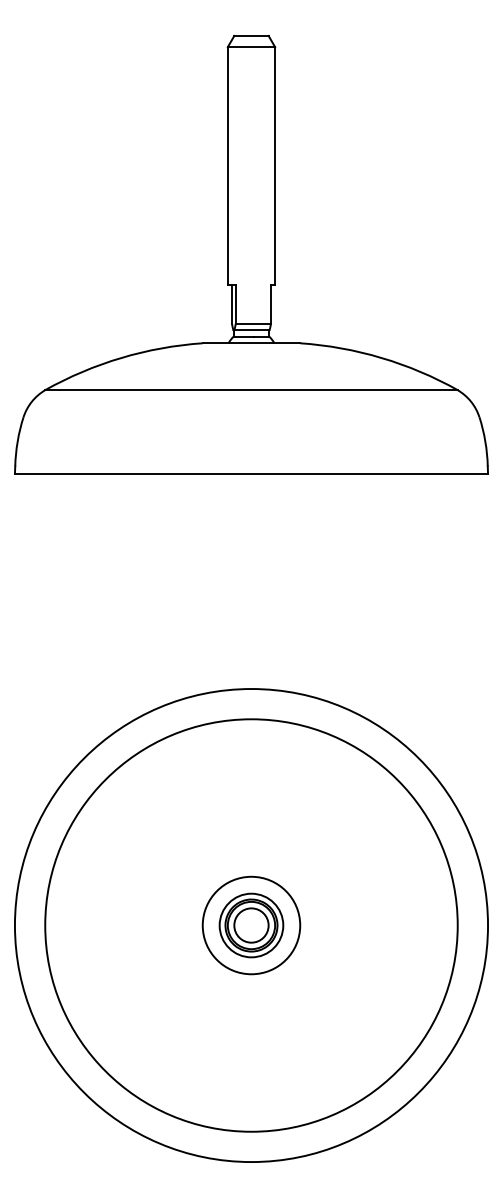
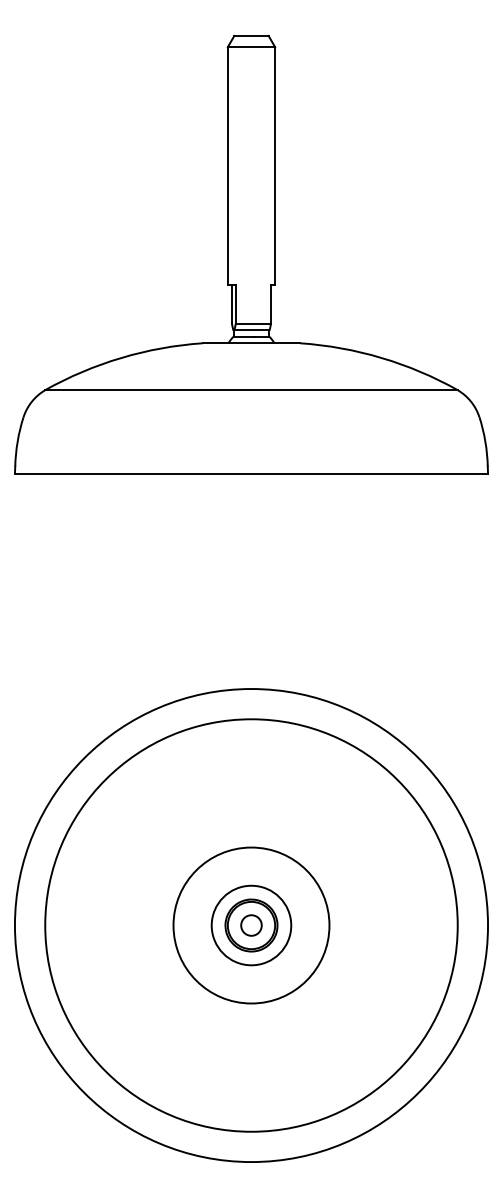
circle diameter: 34 px -> 21 px (251, 925)
circle diameter: 64 px -> 80 px (251, 925)
circle diameter: 97 px -> 156 px (251, 925)
